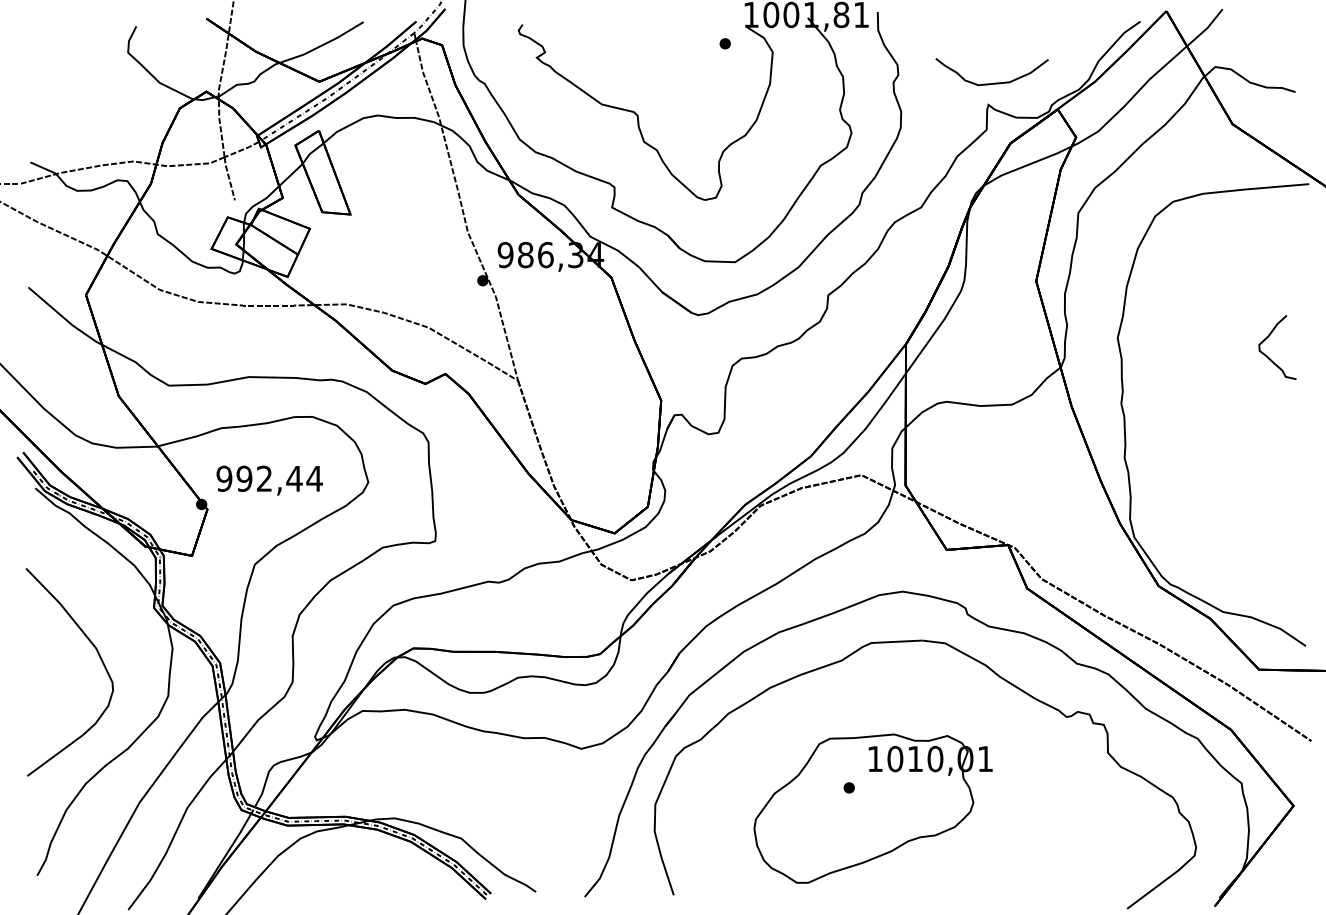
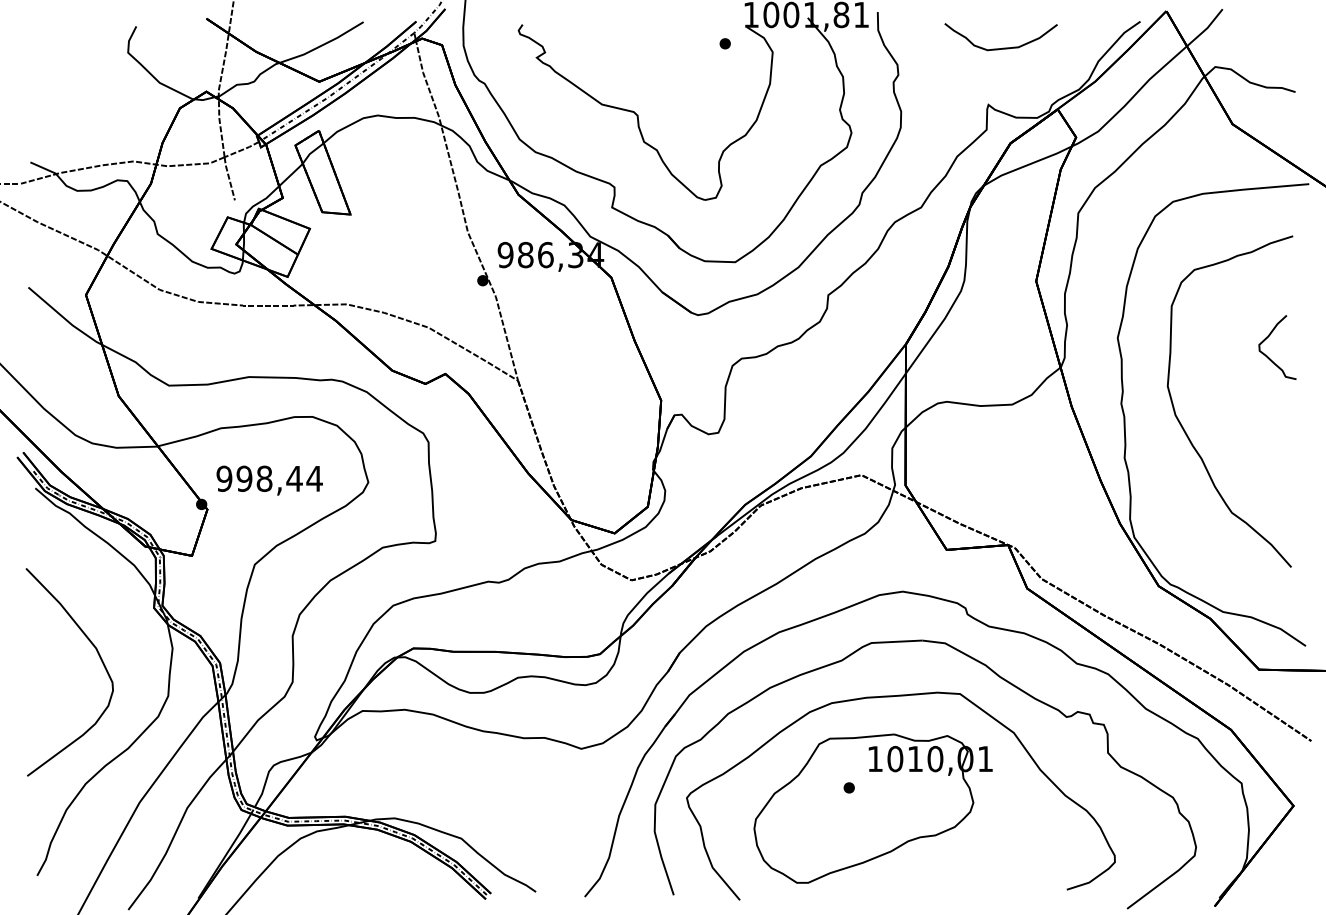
curve position: (993, 82) -> (1002, 47) (1002, 47)
curve: none -> present (1184, 428)
text: 992,44 -> 998,44 (264, 478)
curve: none -> present (892, 697)
